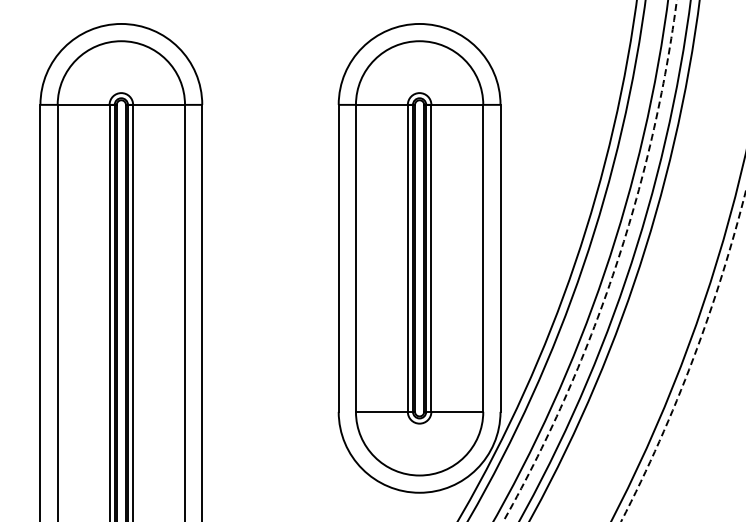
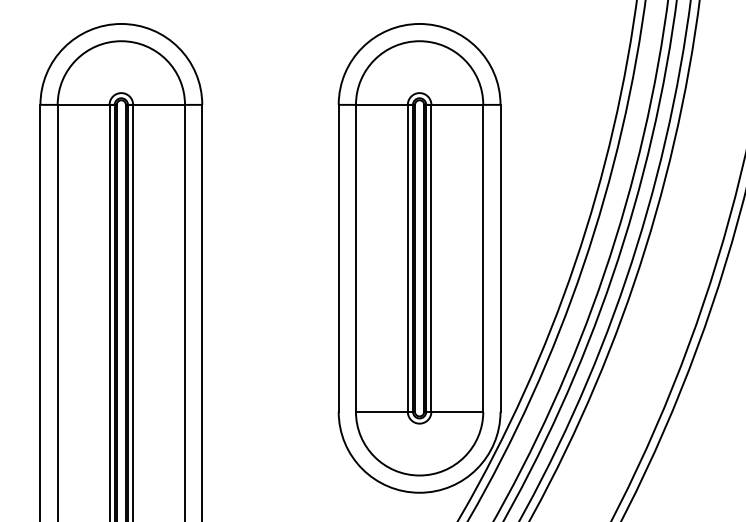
circle: dashed -> solid (589, 260)
arc: dashed -> solid (692, 360)
